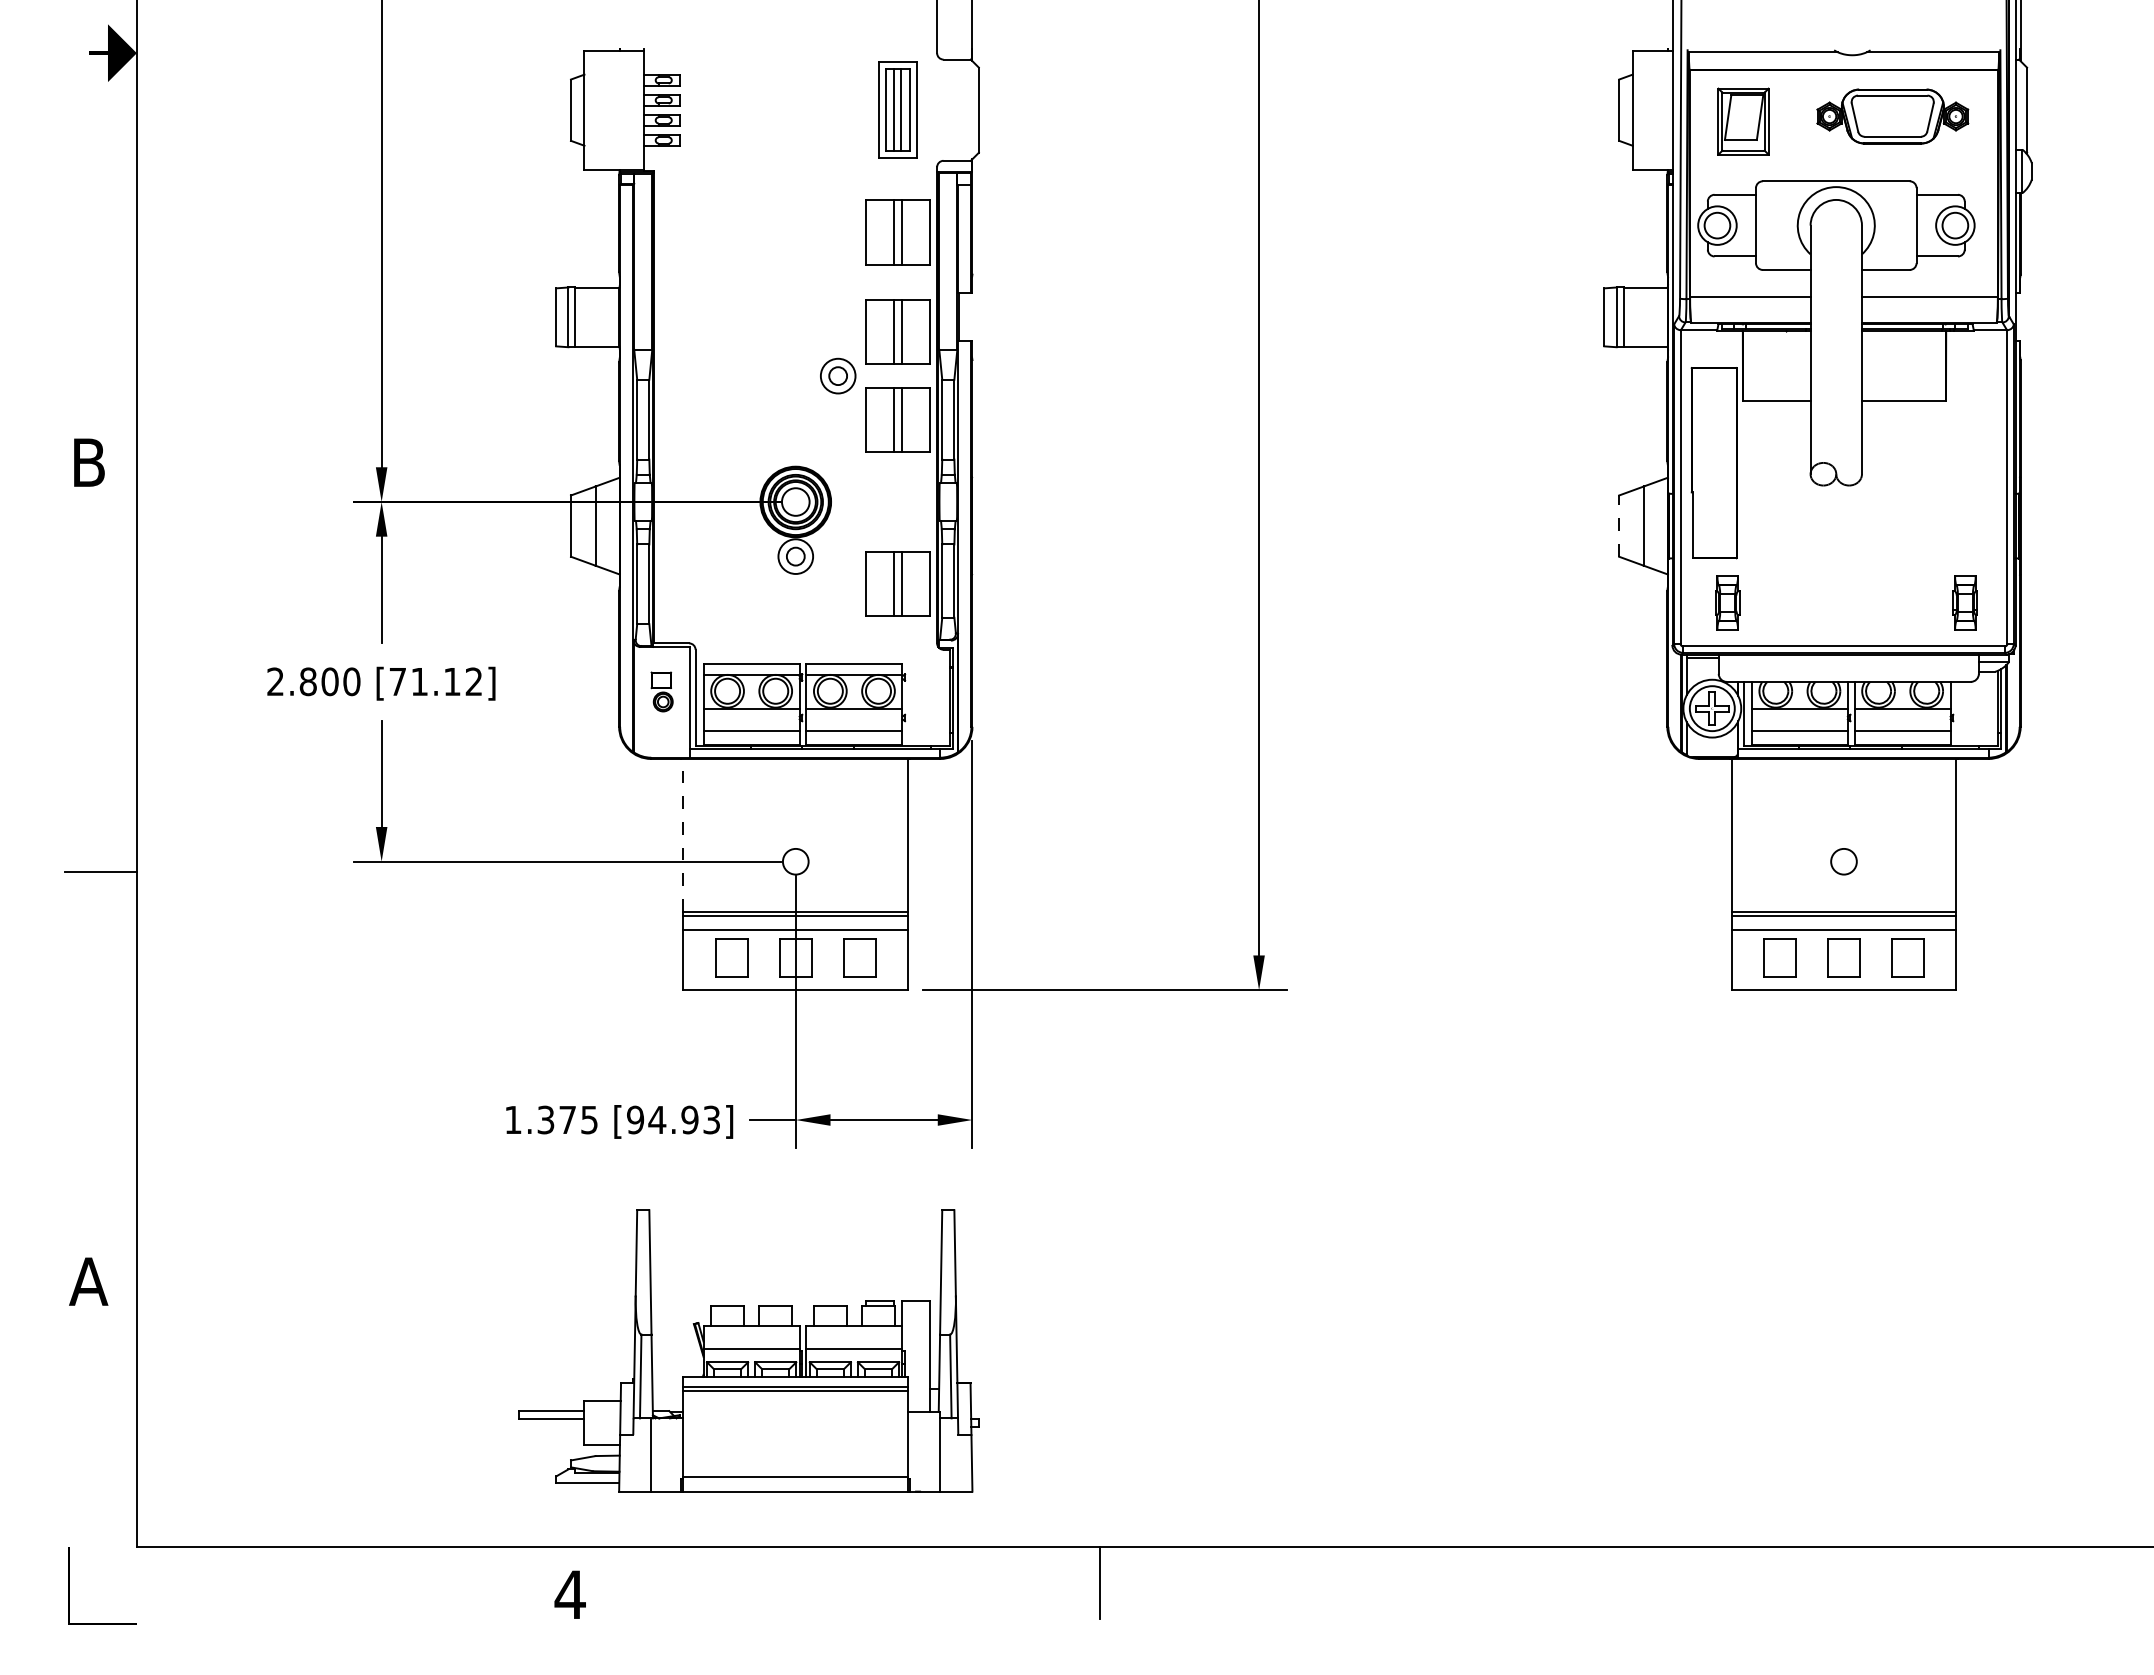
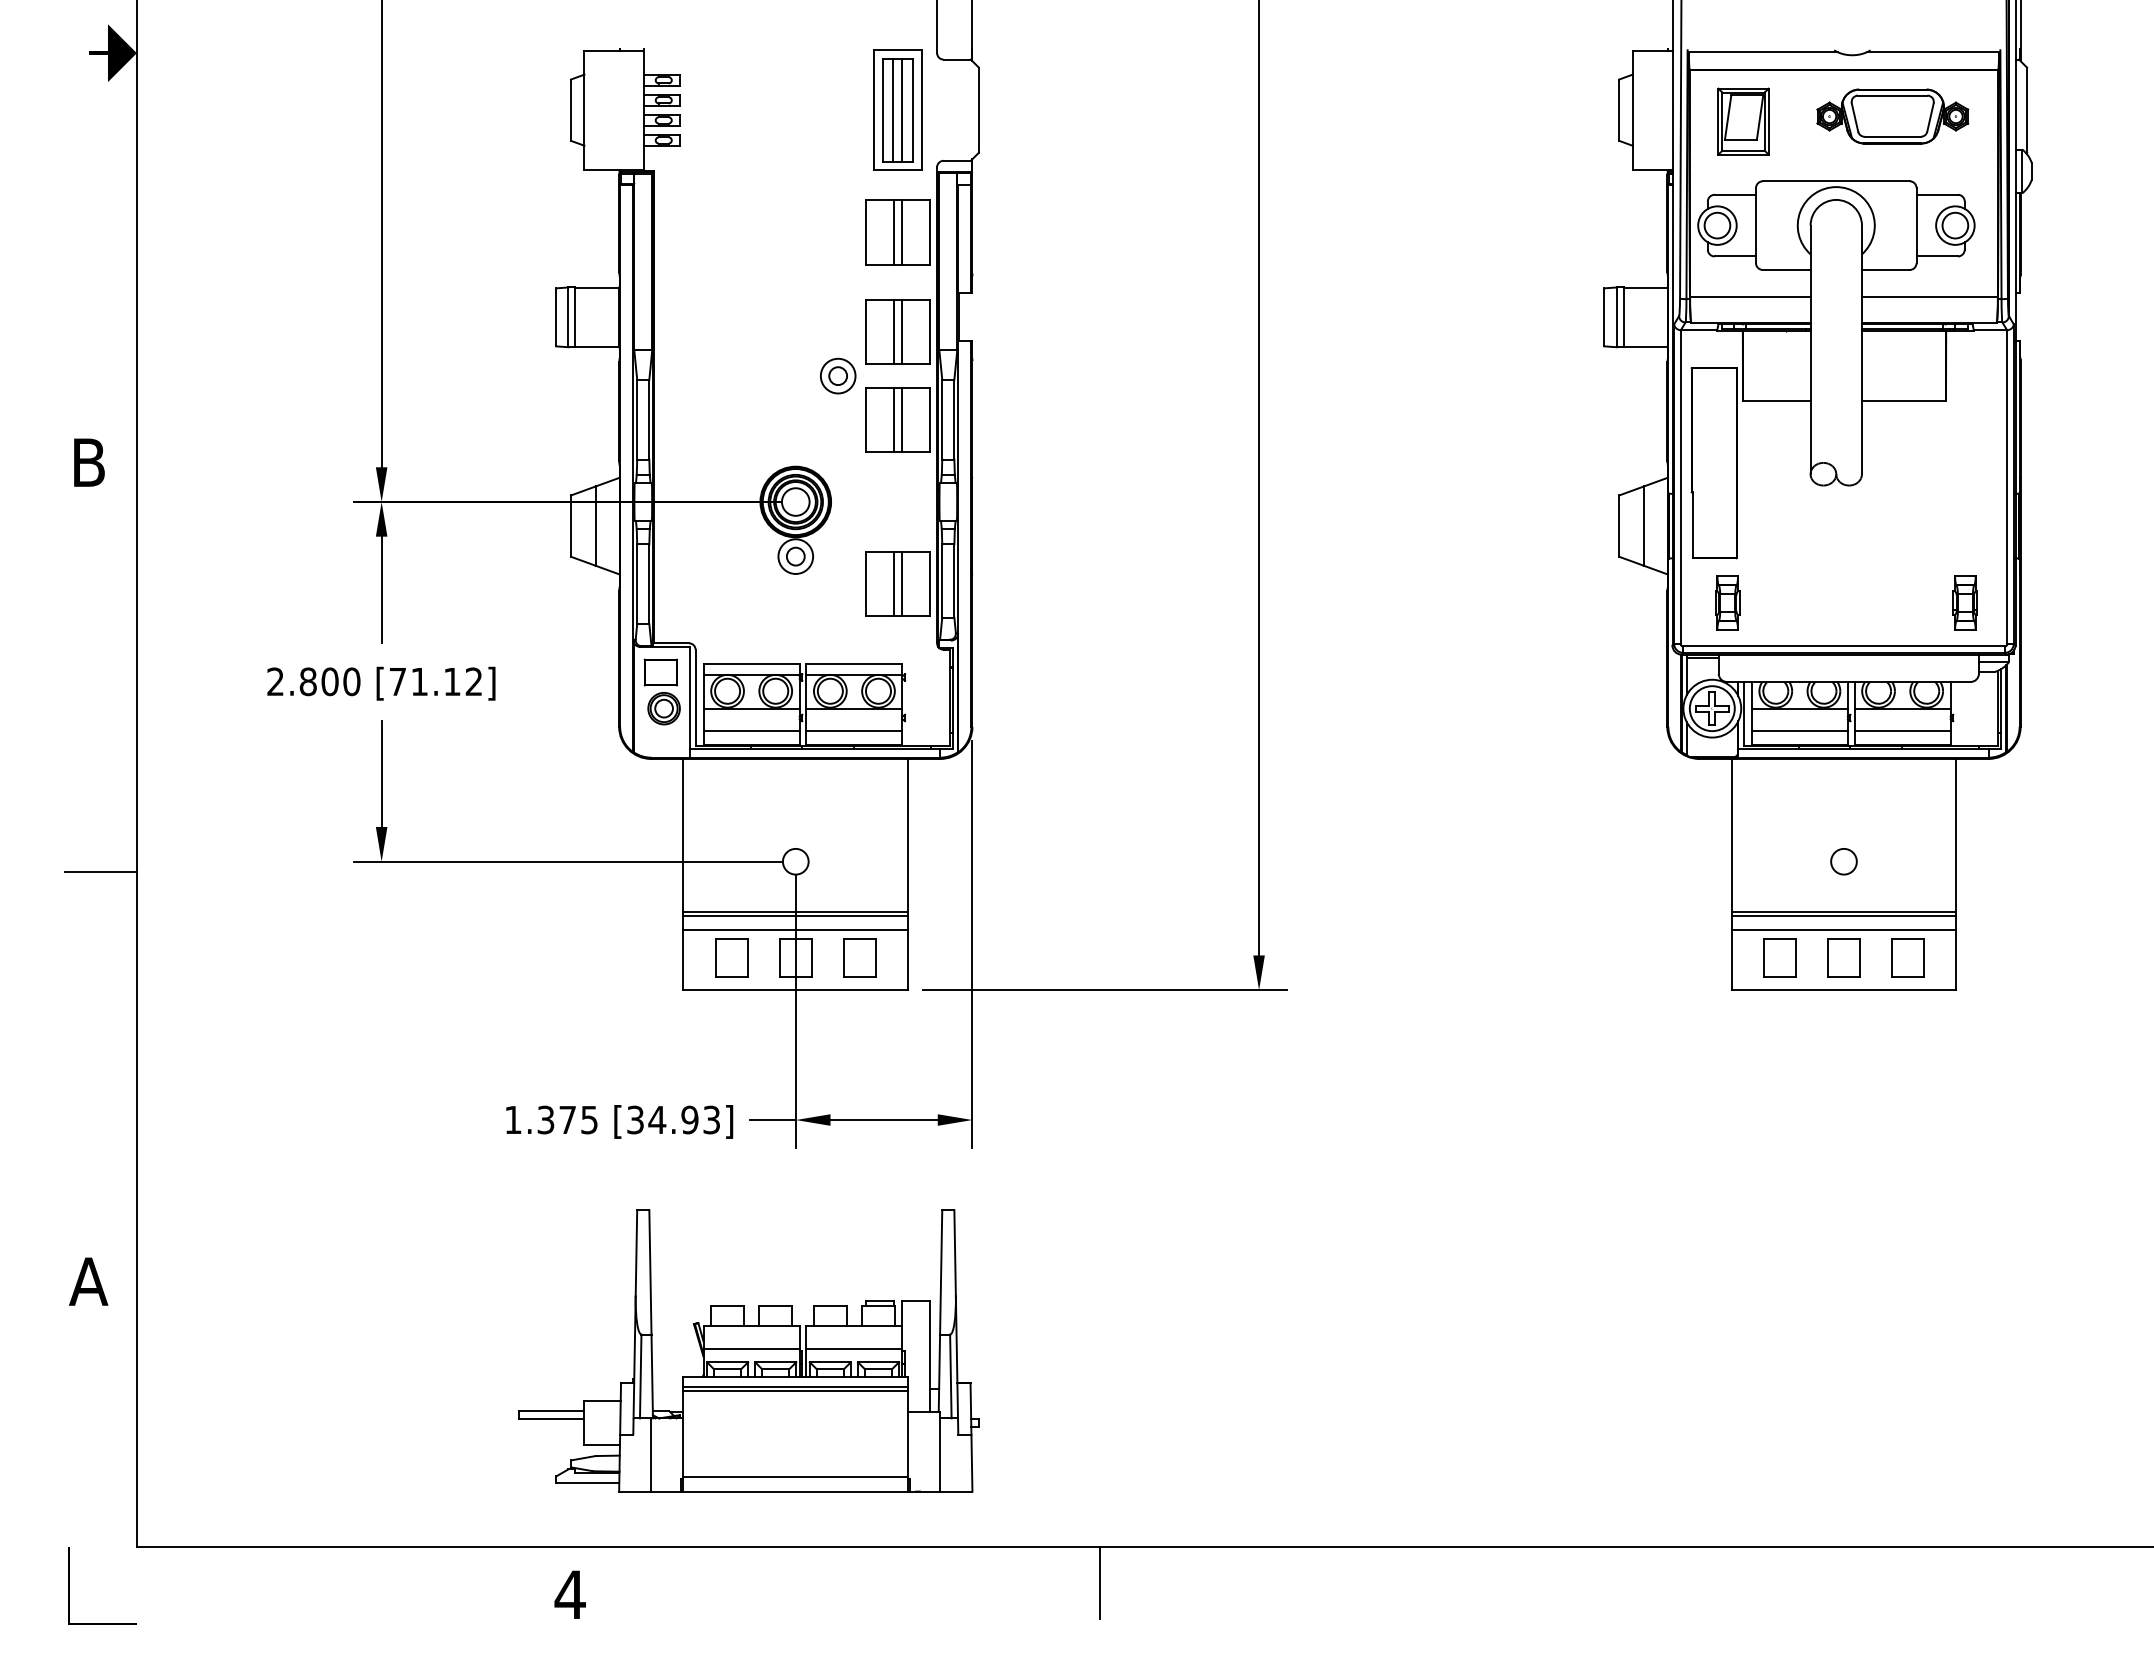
part size: 40x98 px -> 50x122 px (897, 109)
line: dashed -> solid (1619, 526)
part size: 24x42 px -> 38x68 px (661, 691)
line: dashed -> solid (683, 835)
text: [94.93] -> [34.93] (635, 1119)
